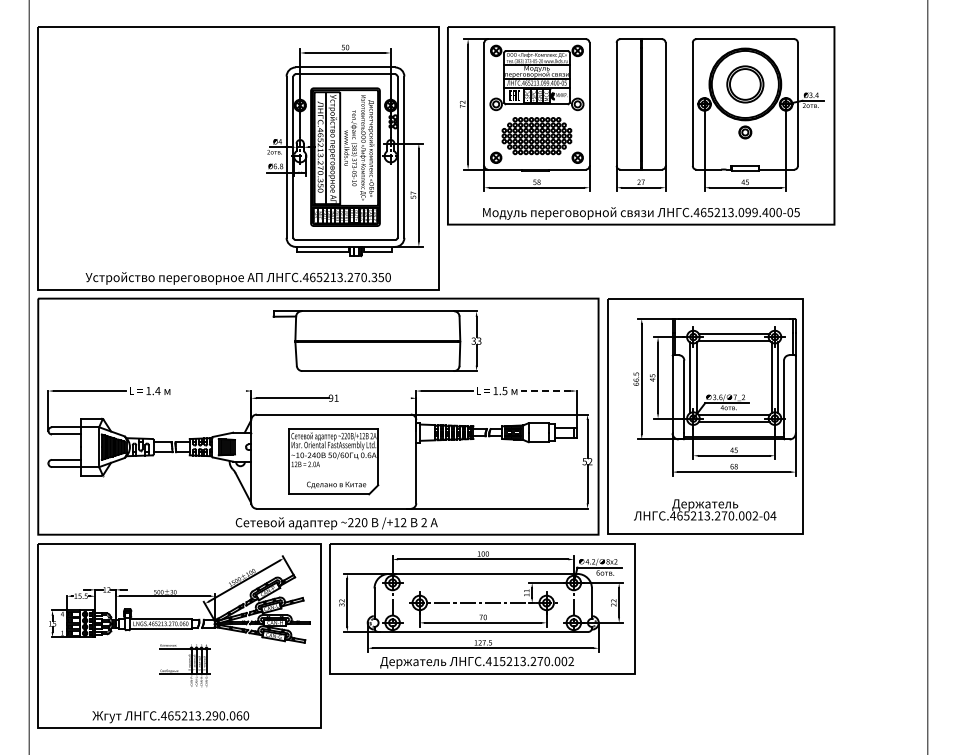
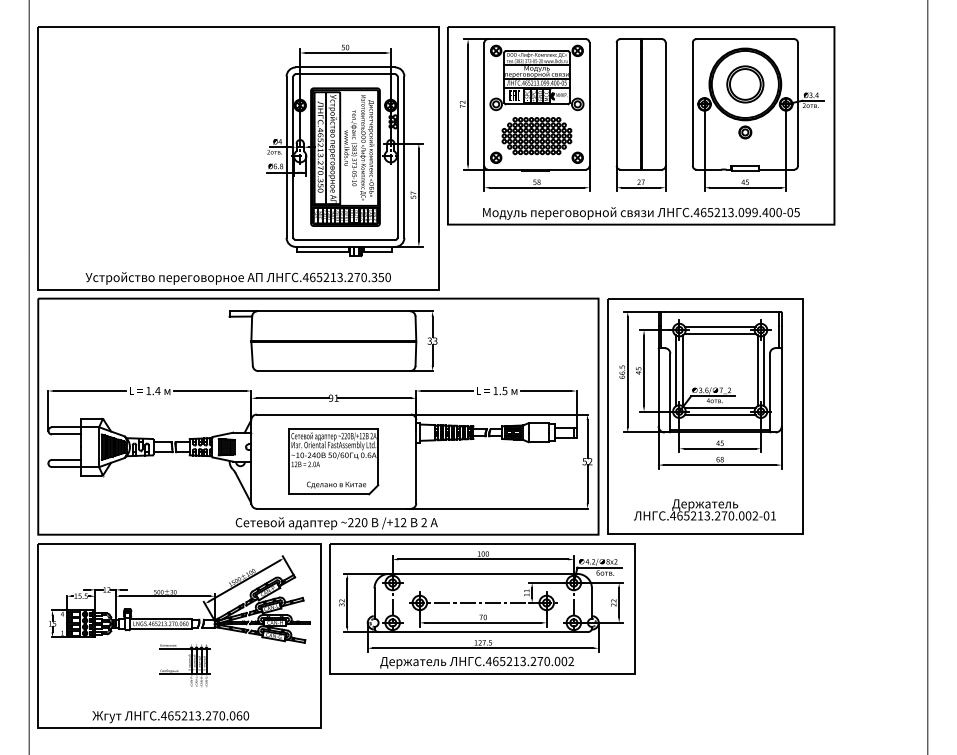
part position: (376, 340) -> (332, 340) (332, 340)
line: none -> present (209, 391)
line: dashed -> solid (545, 391)
part position: (714, 397) -> (700, 390) (700, 390)
line: none -> present (374, 398)
text: .465213.270.002-04 -> .465213.270.002-01 (773, 515)
text: .415213.270.002 -> .465213.270.002 (495, 661)
text: .465213.290.060 -> .465213.270.060 (215, 715)
